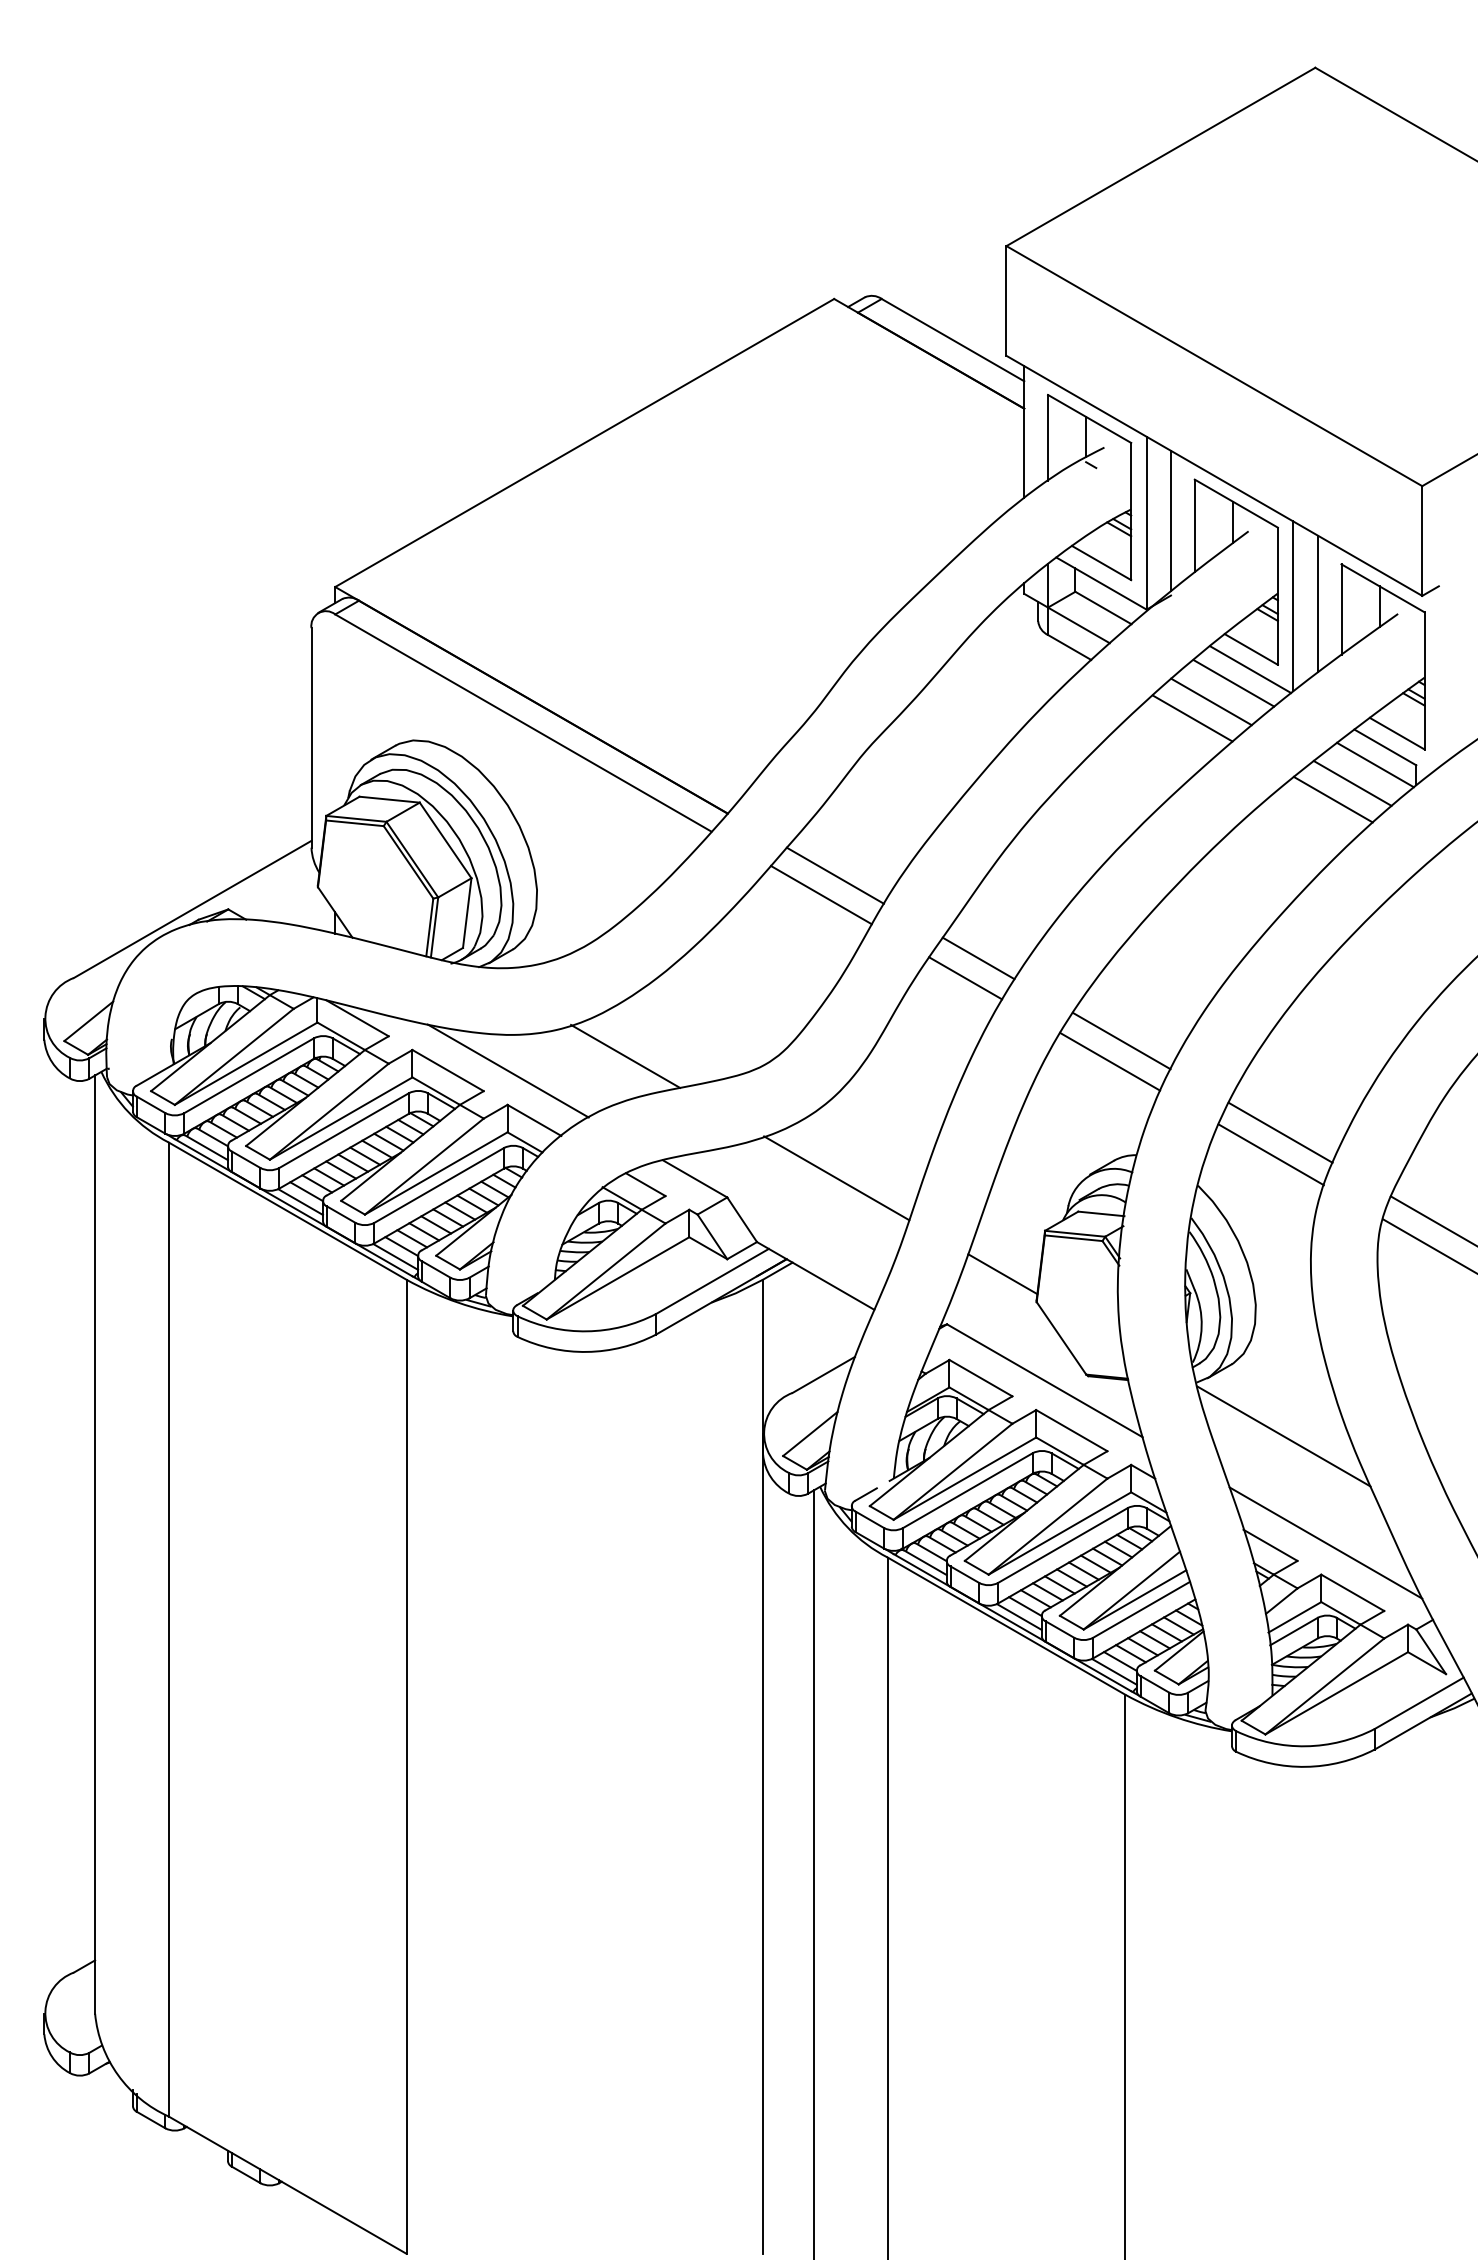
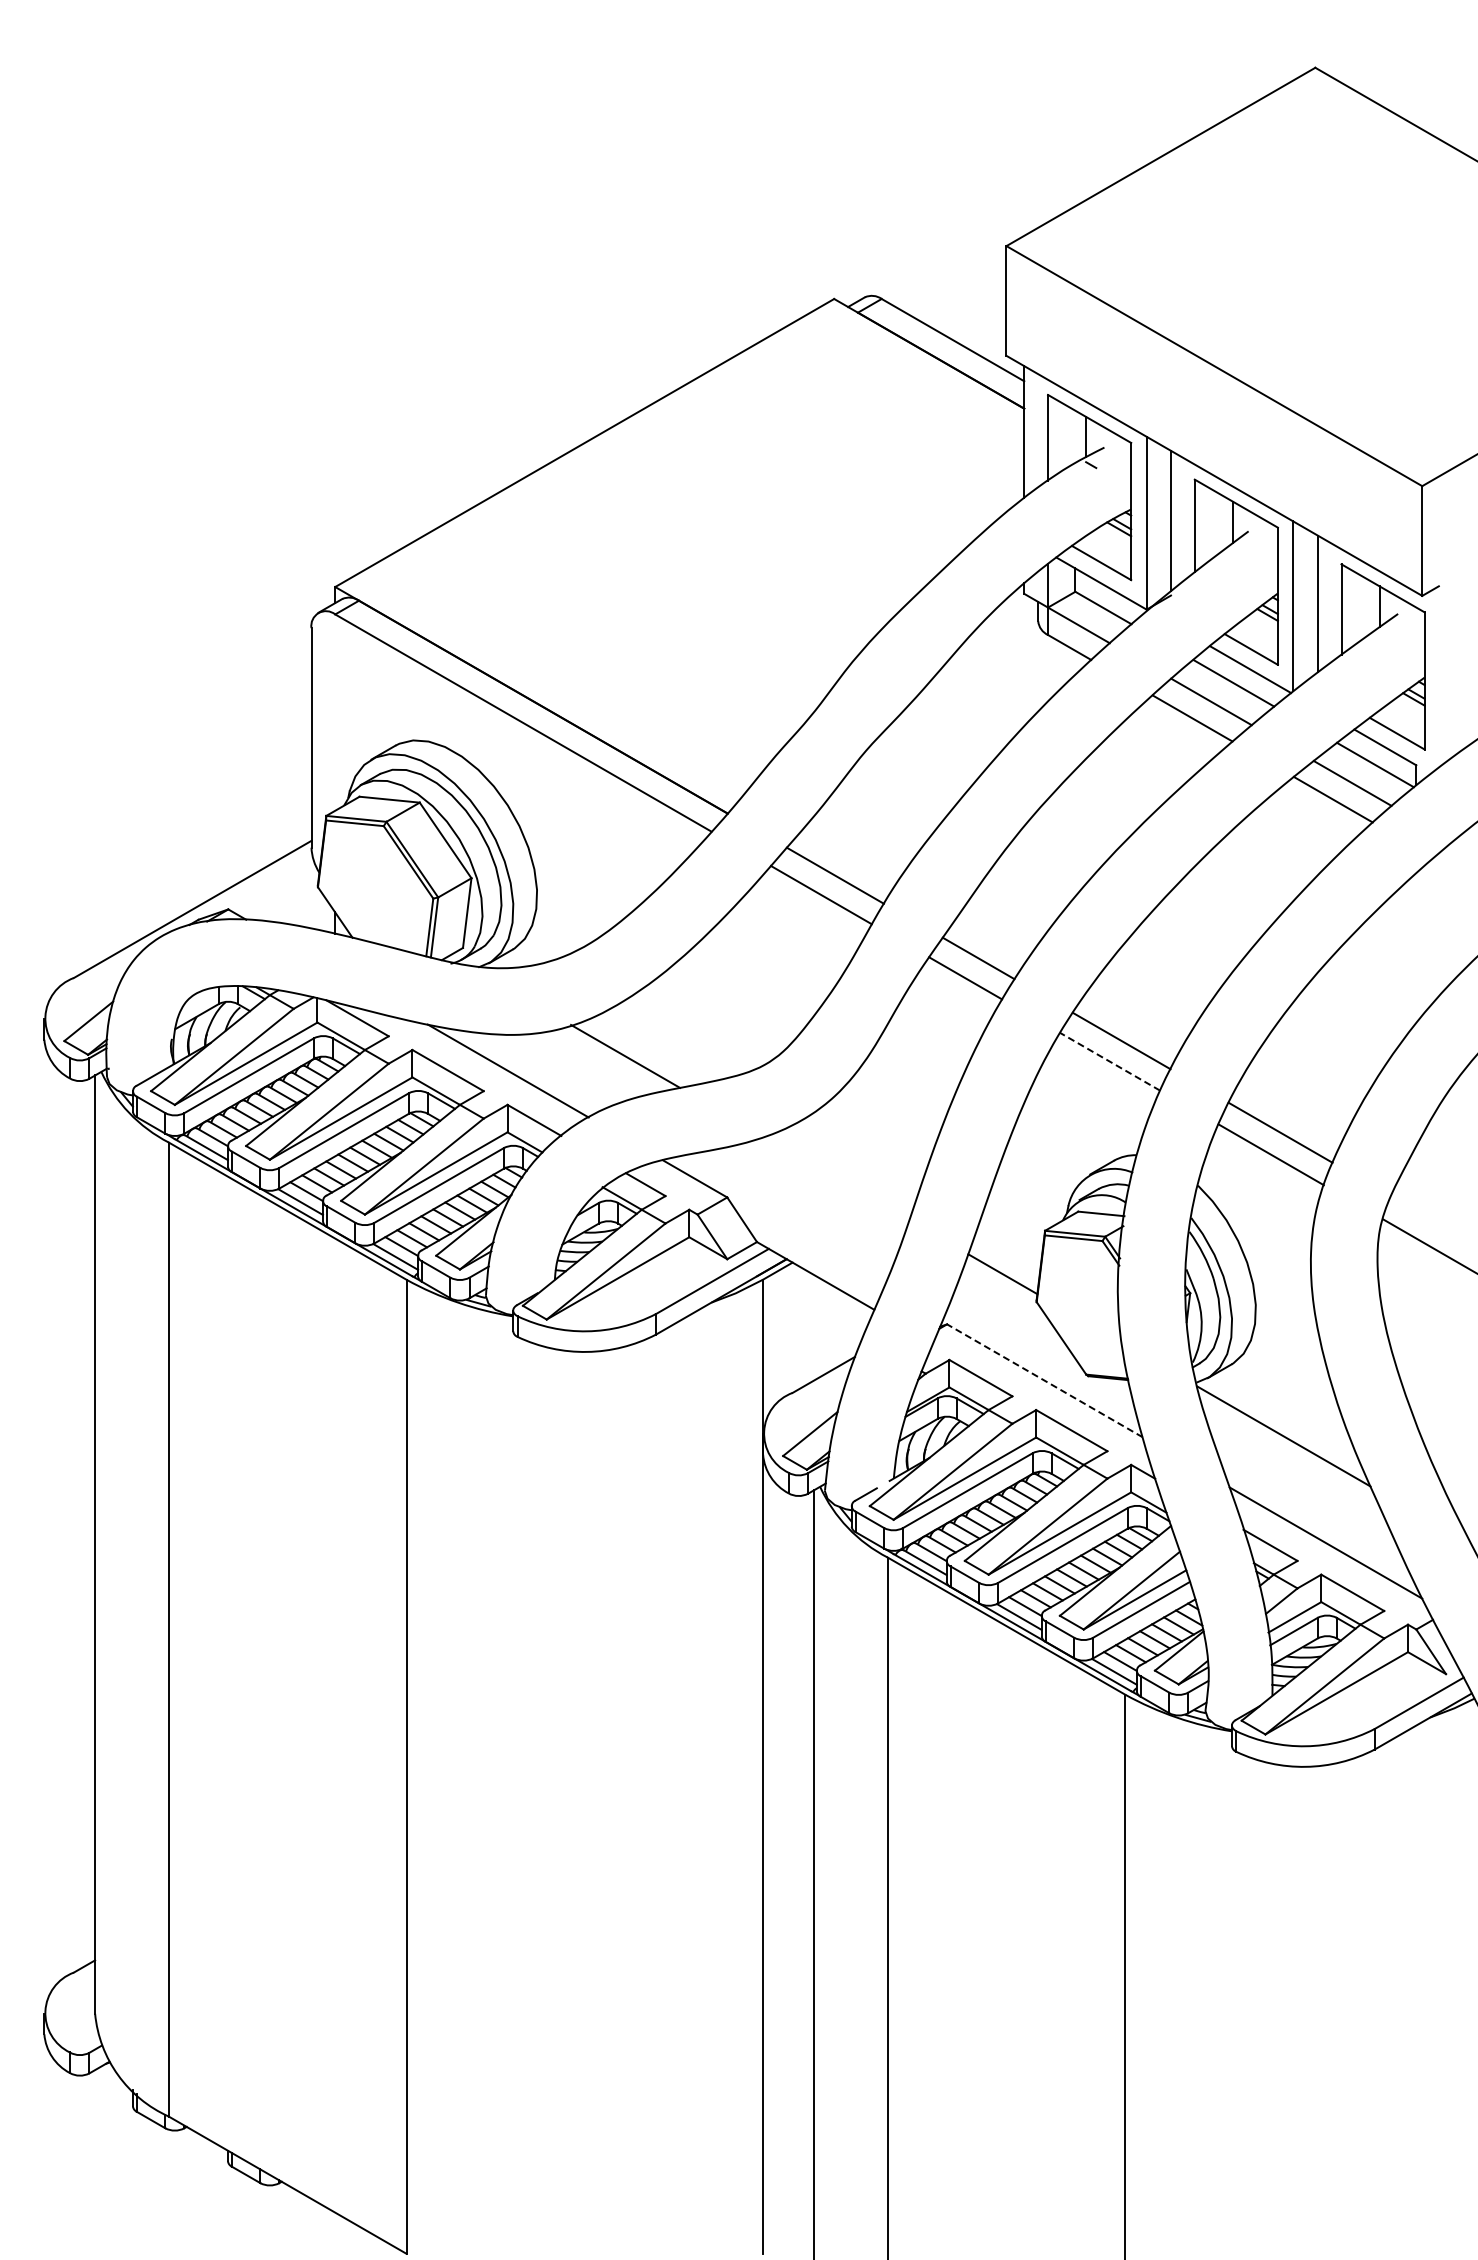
line: solid -> dashed (1110, 1061)
line: present -> none (836, 1178)
line: present -> none (1432, 1220)
line: solid -> dashed (1044, 1380)
